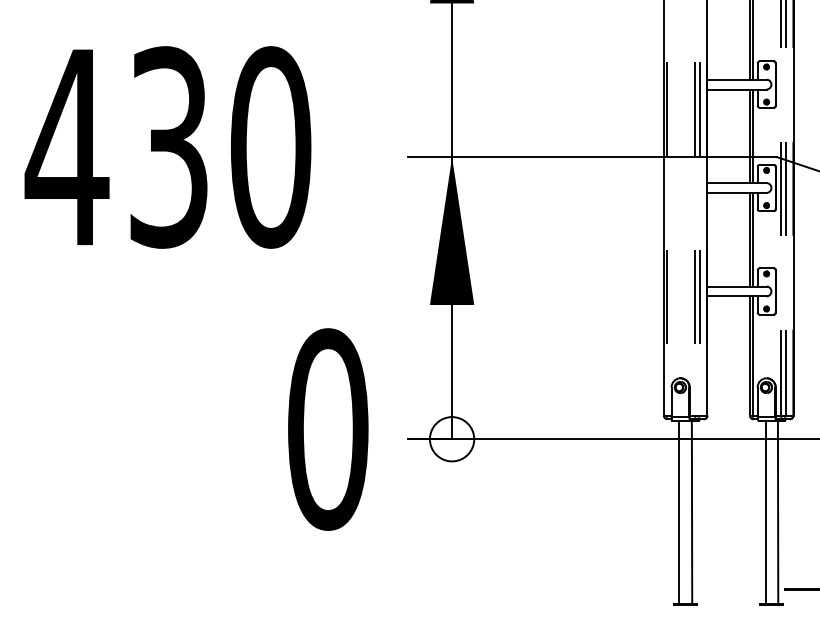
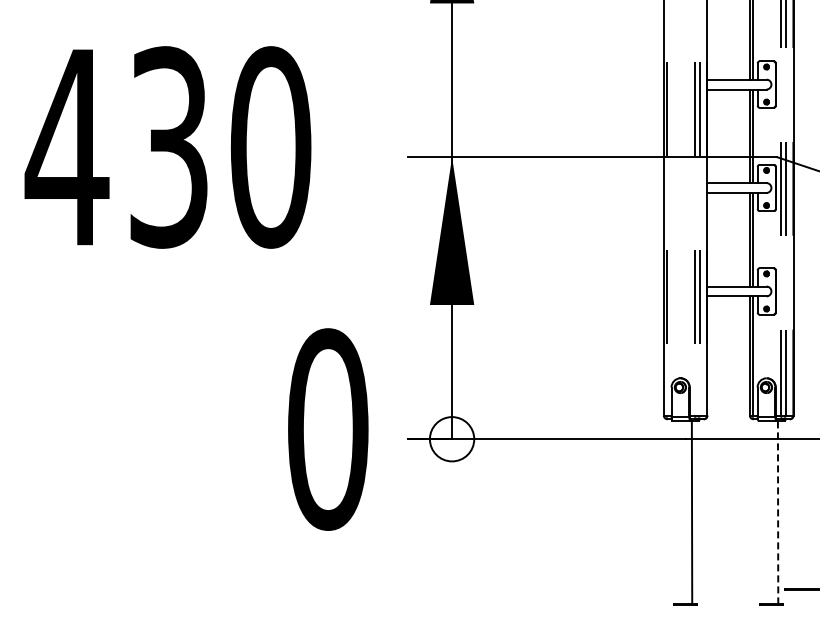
line: present -> none (679, 512)
line: present -> none (765, 512)
line: solid -> dashed (778, 512)
